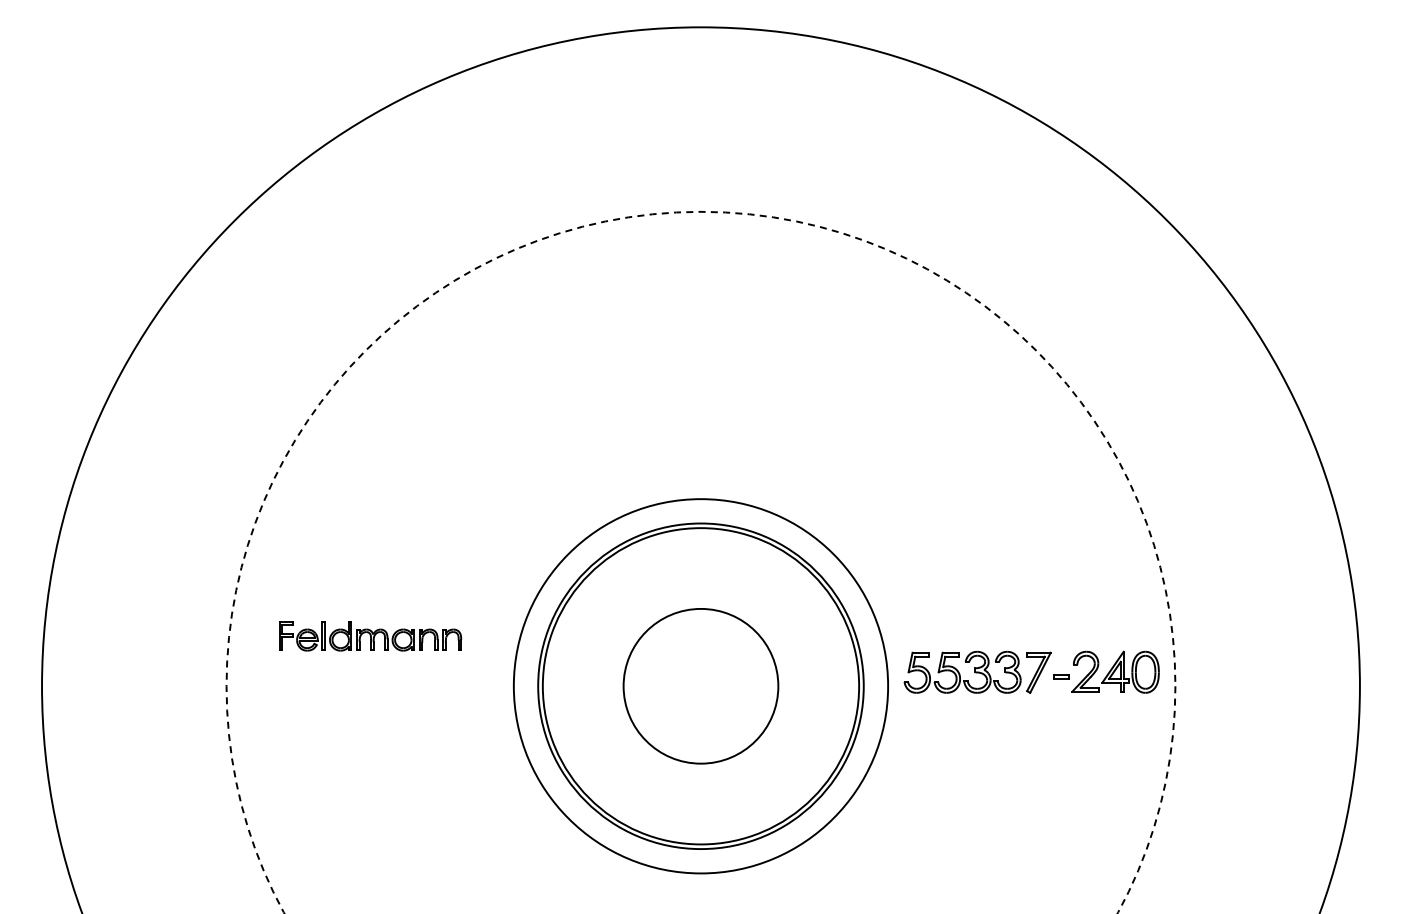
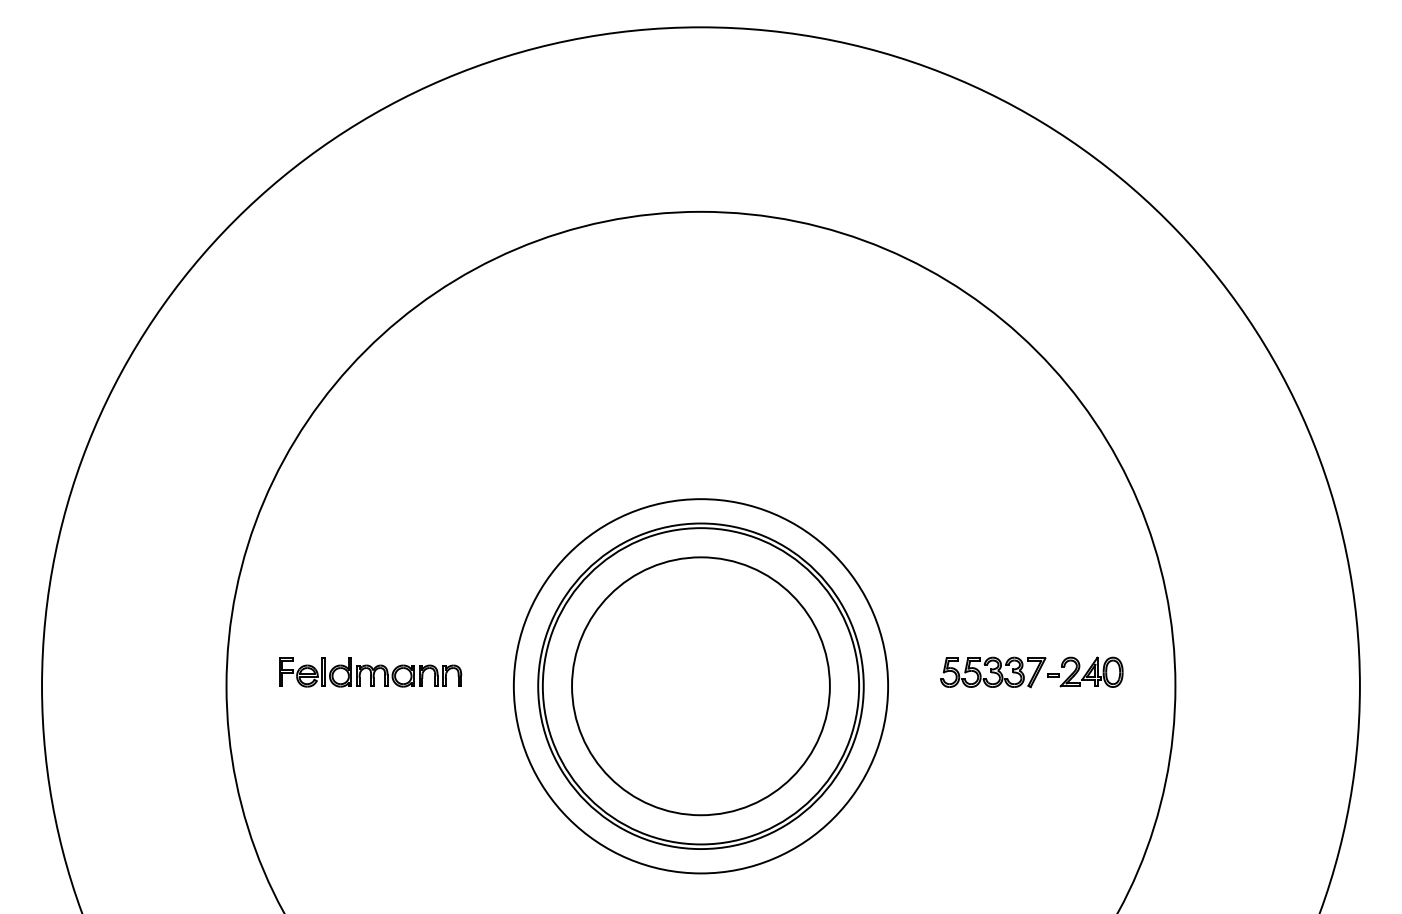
circle: dashed -> solid (700, 562)
part position: (370, 636) -> (370, 672) (370, 672)
part size: 257x44 px -> 184x33 px (1031, 672)
circle diameter: 155 px -> 258 px (700, 686)
